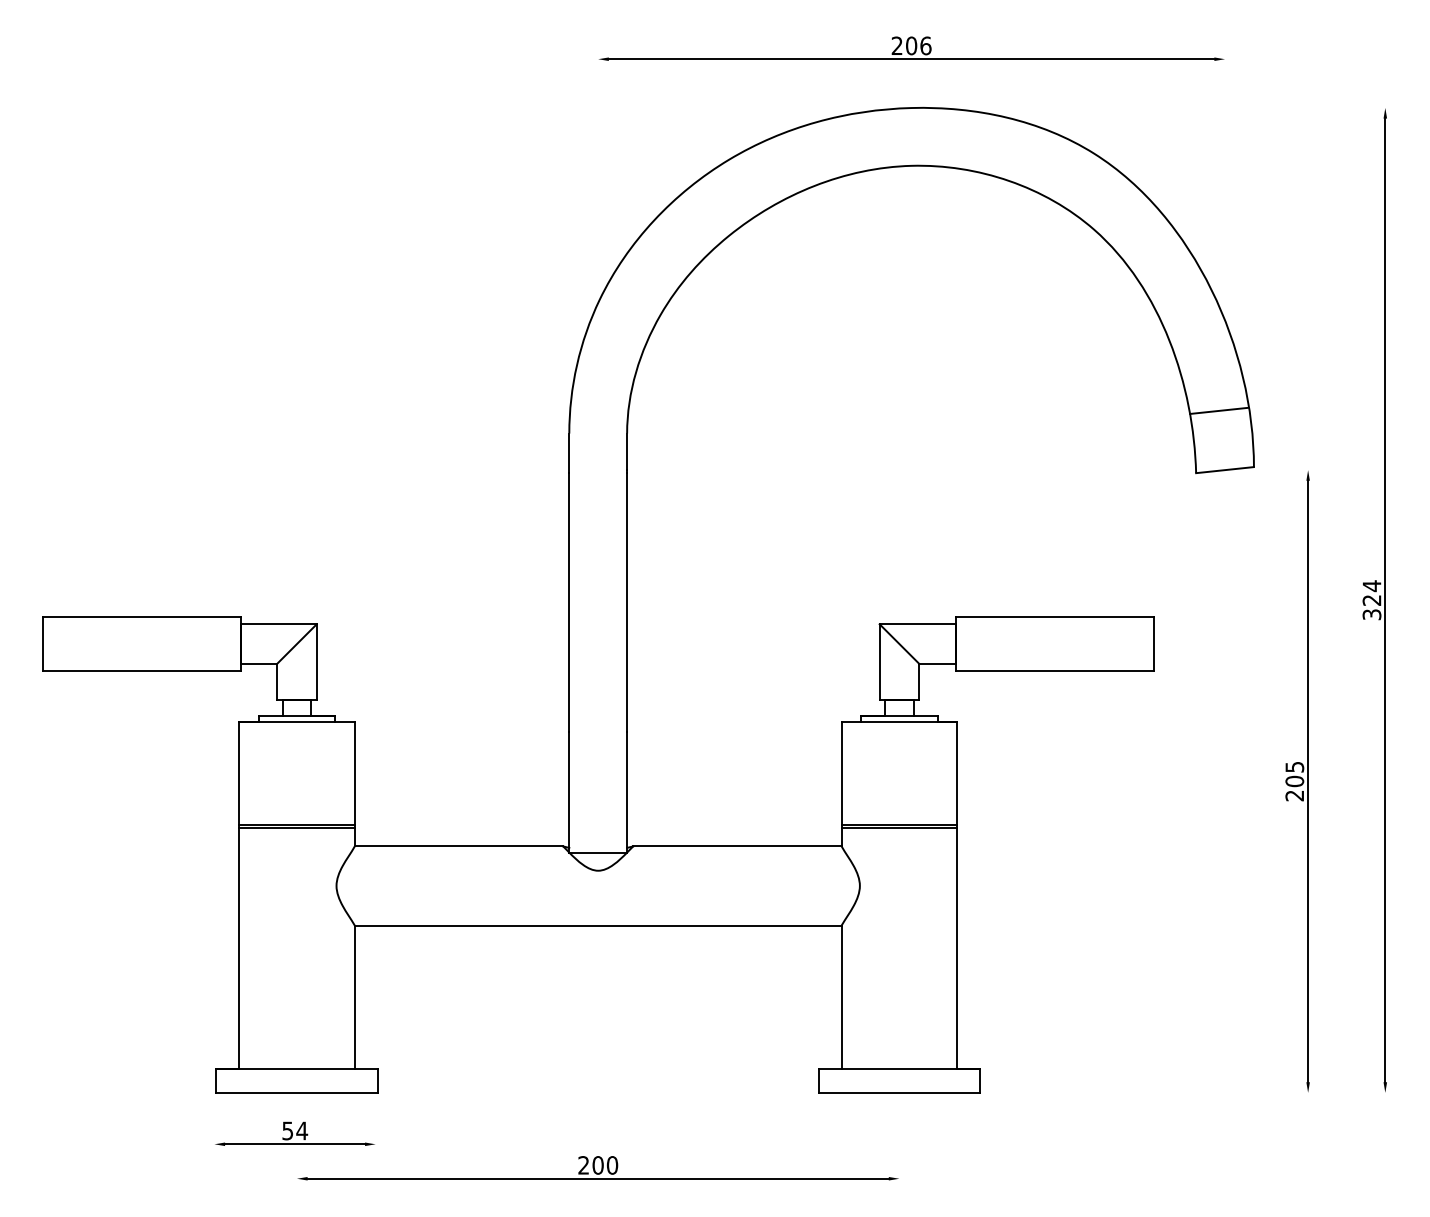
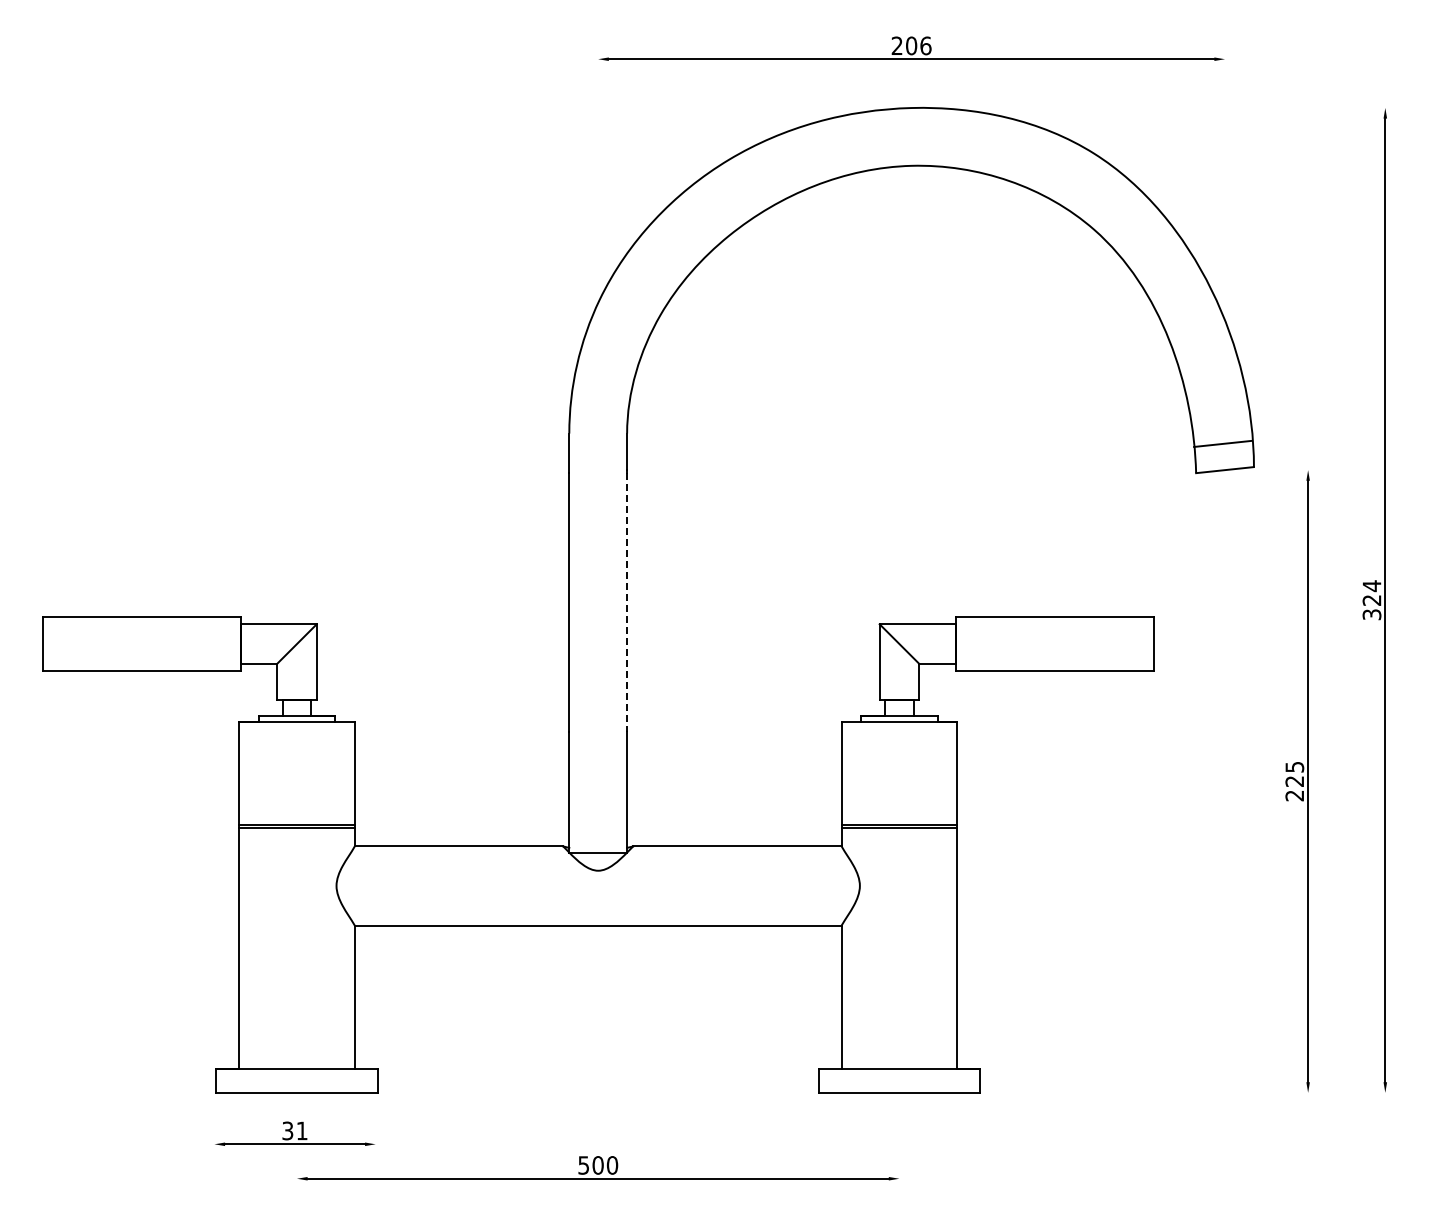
line position: (1218, 410) -> (1222, 443) (1222, 443)
line: solid -> dashed (627, 602)
text: 205 -> 225 (1294, 781)
text: 54 -> 31 (295, 1130)
text: 200 -> 500 (583, 1165)
